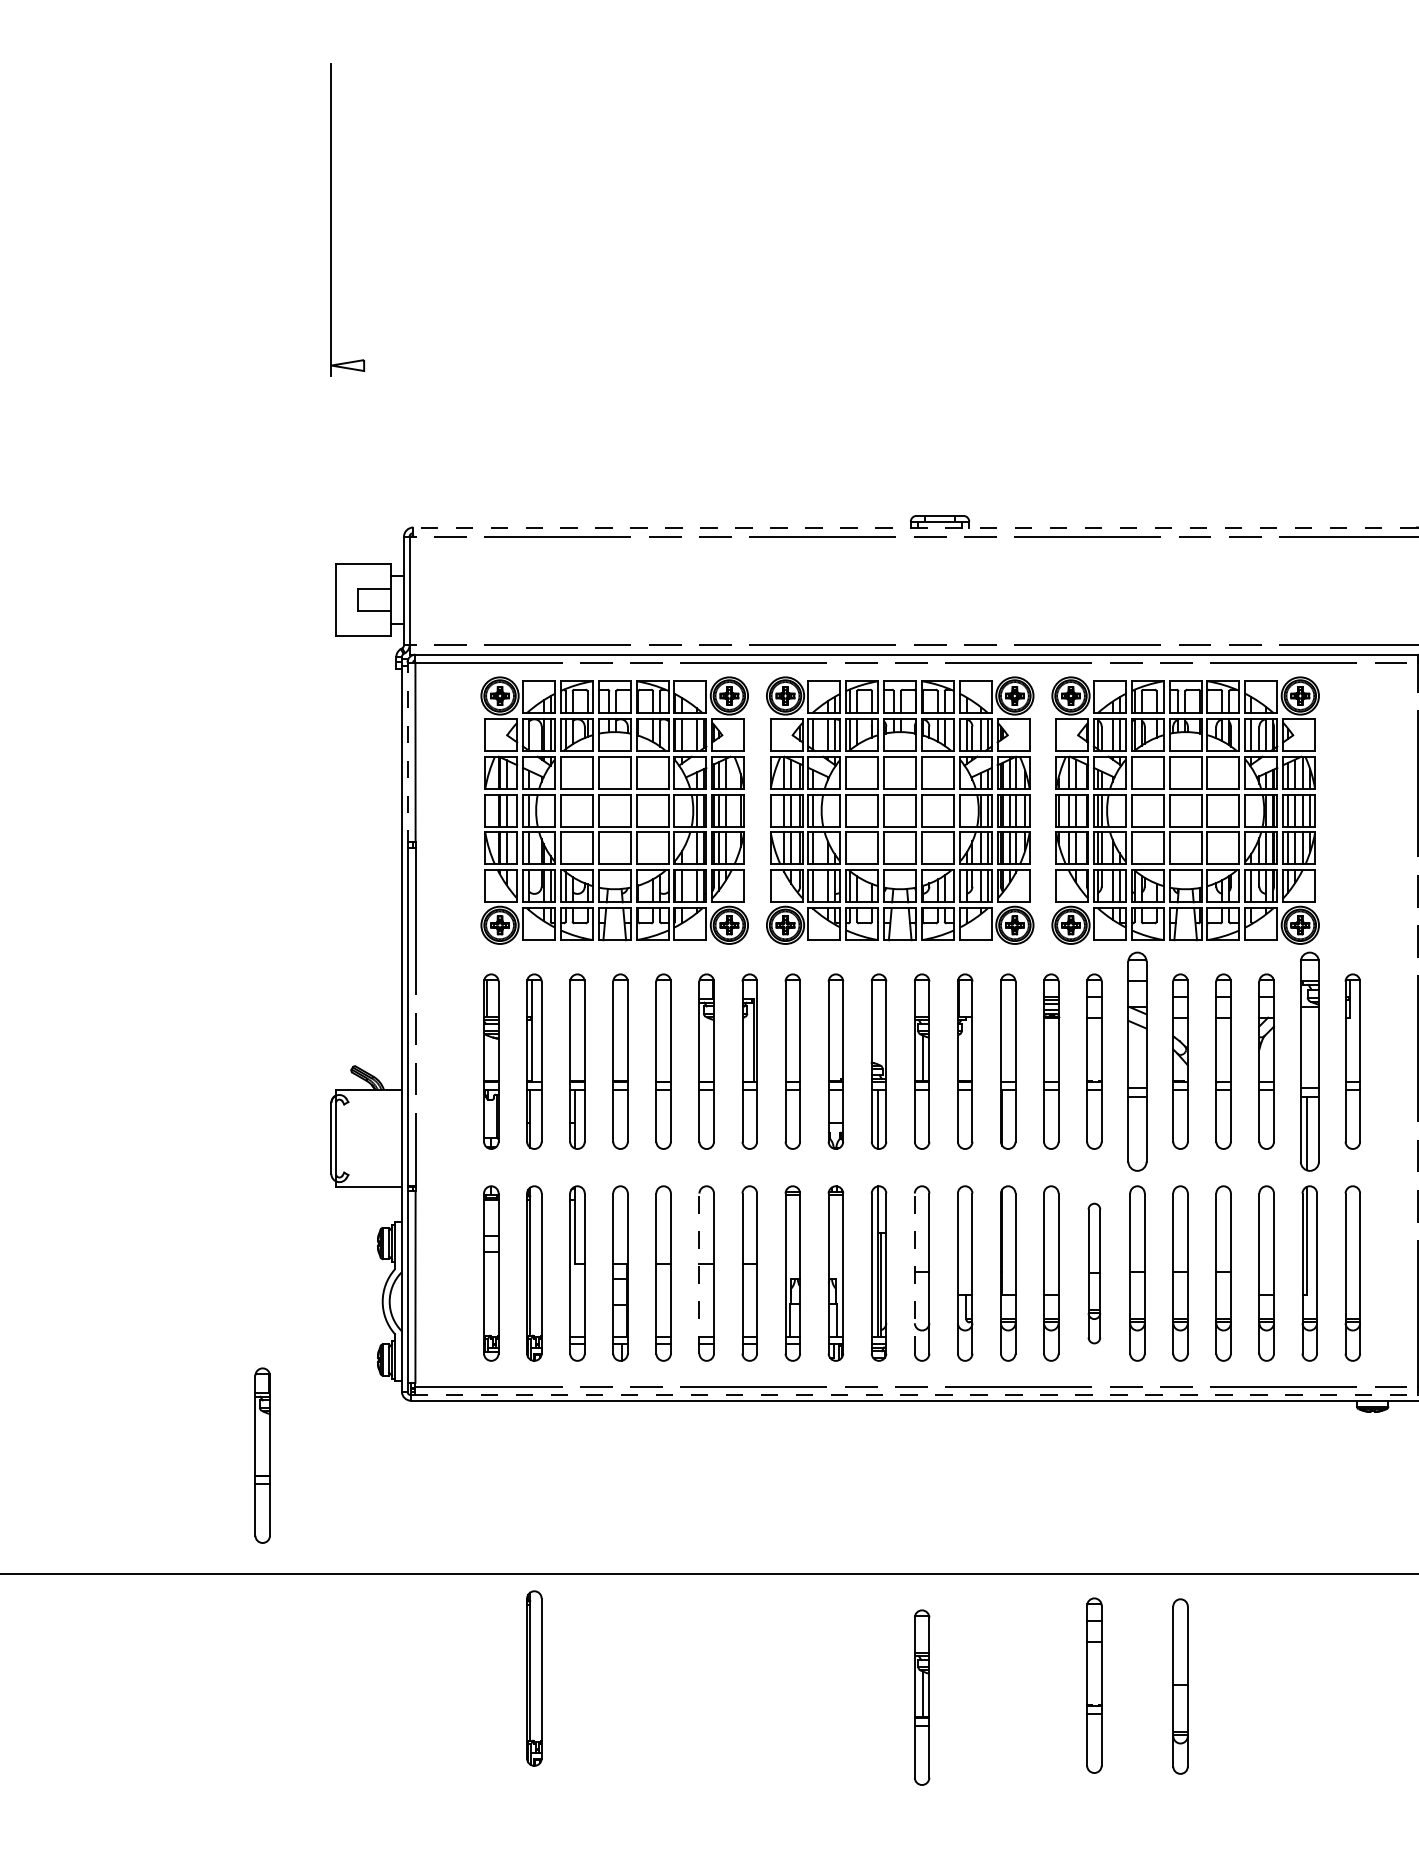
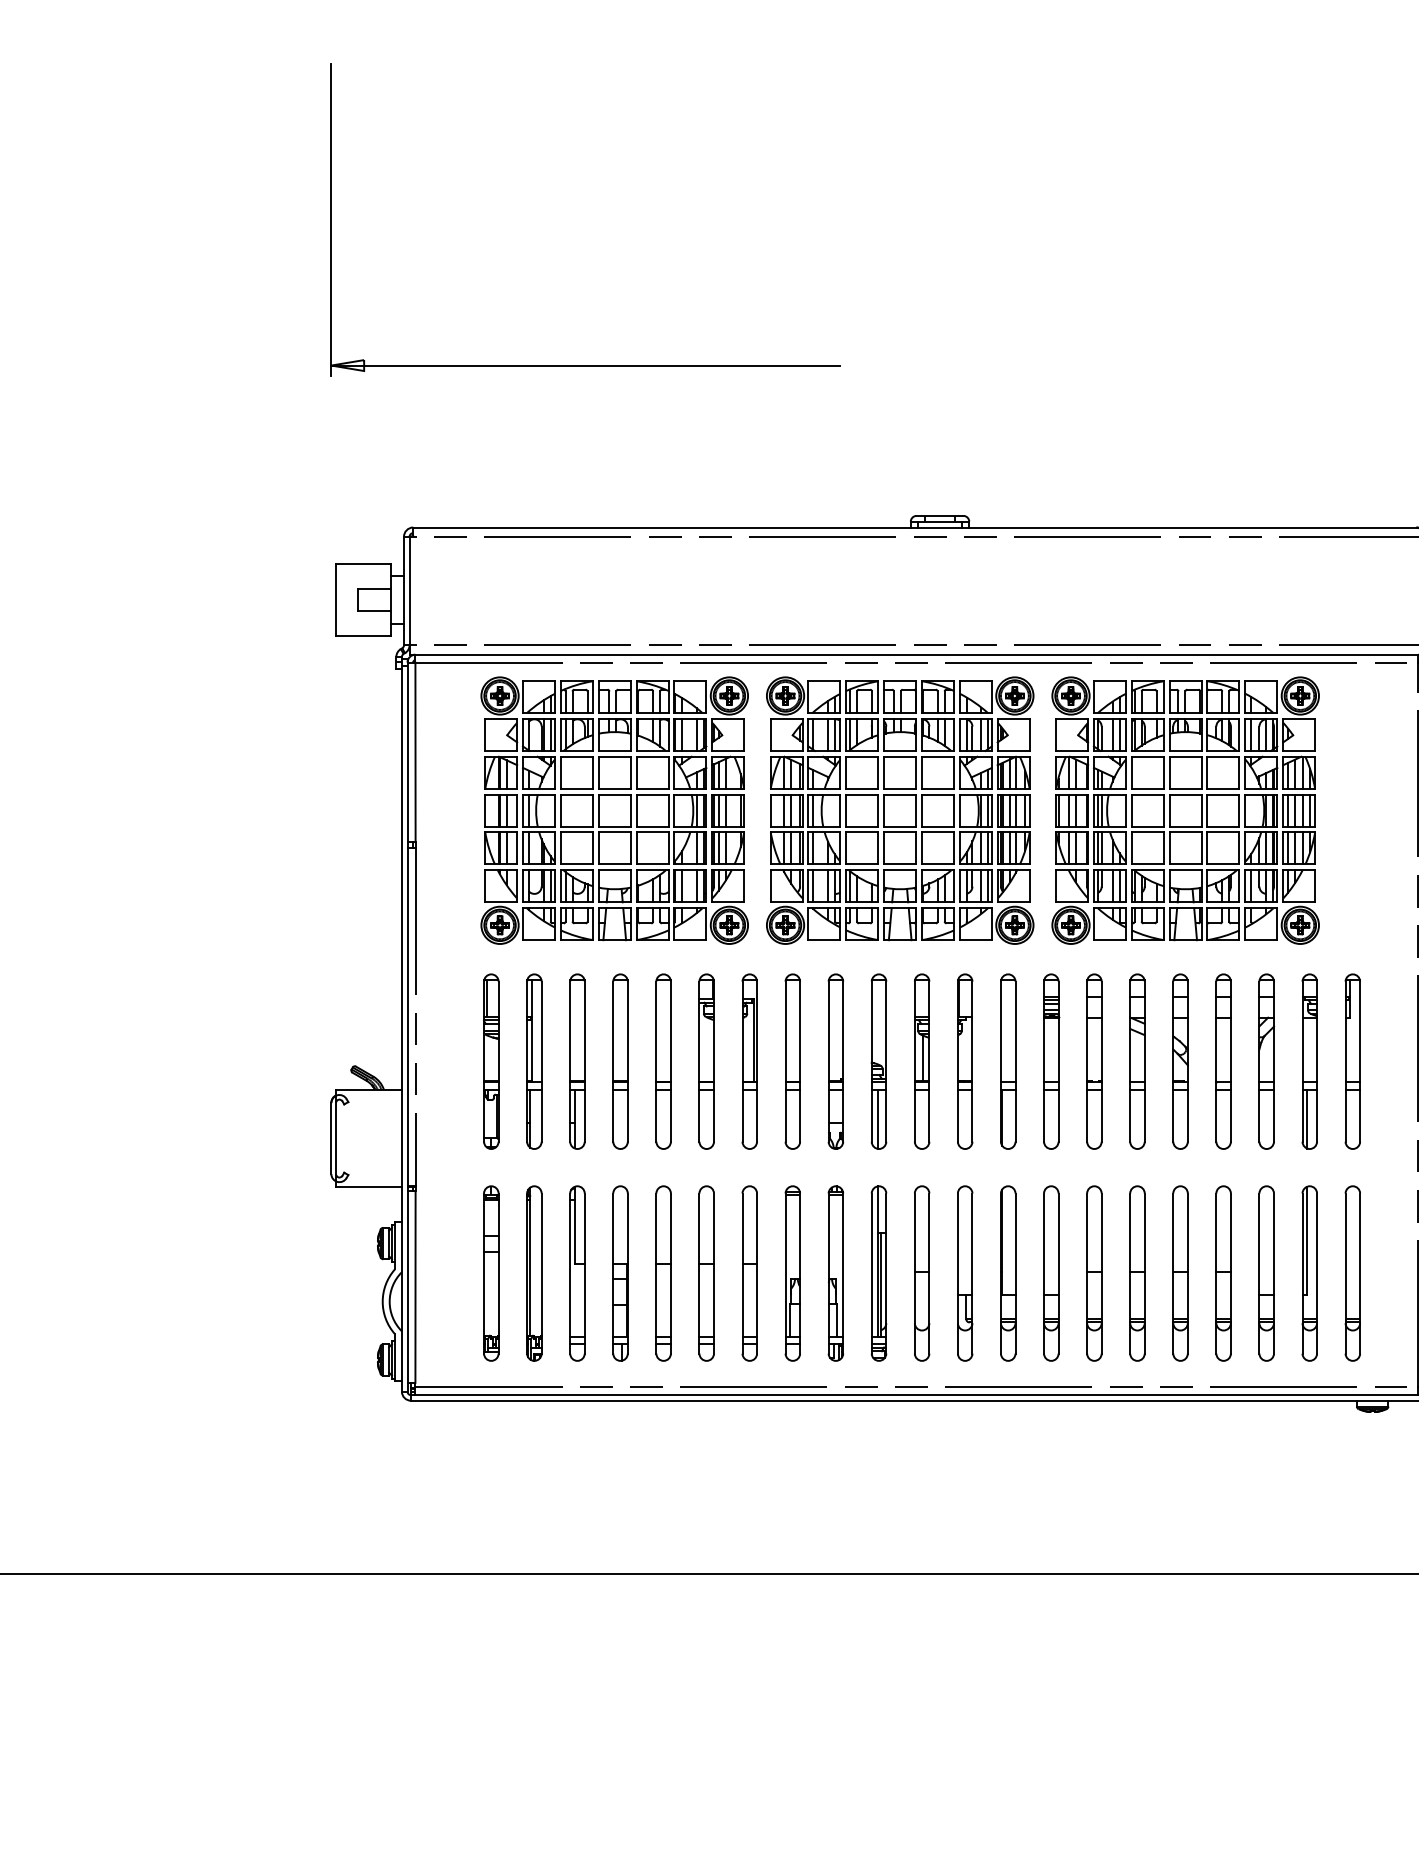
line: none -> present (585, 365)
line: dashed -> solid (915, 527)
line: dashed -> solid (407, 753)
part size: 21x221 px -> 17x177 px (1137, 1061)
part size: 21x221 px -> 17x177 px (1309, 1061)
line: dashed -> solid (699, 1273)
line: dashed -> solid (914, 1273)
part size: 15x143 px -> 17x177 px (1094, 1273)
line: dashed -> solid (914, 1395)
part: present -> none (262, 1455)
part: present -> none (534, 1678)
part: present -> none (1094, 1685)
part: present -> none (1180, 1686)
part: present -> none (922, 1697)
